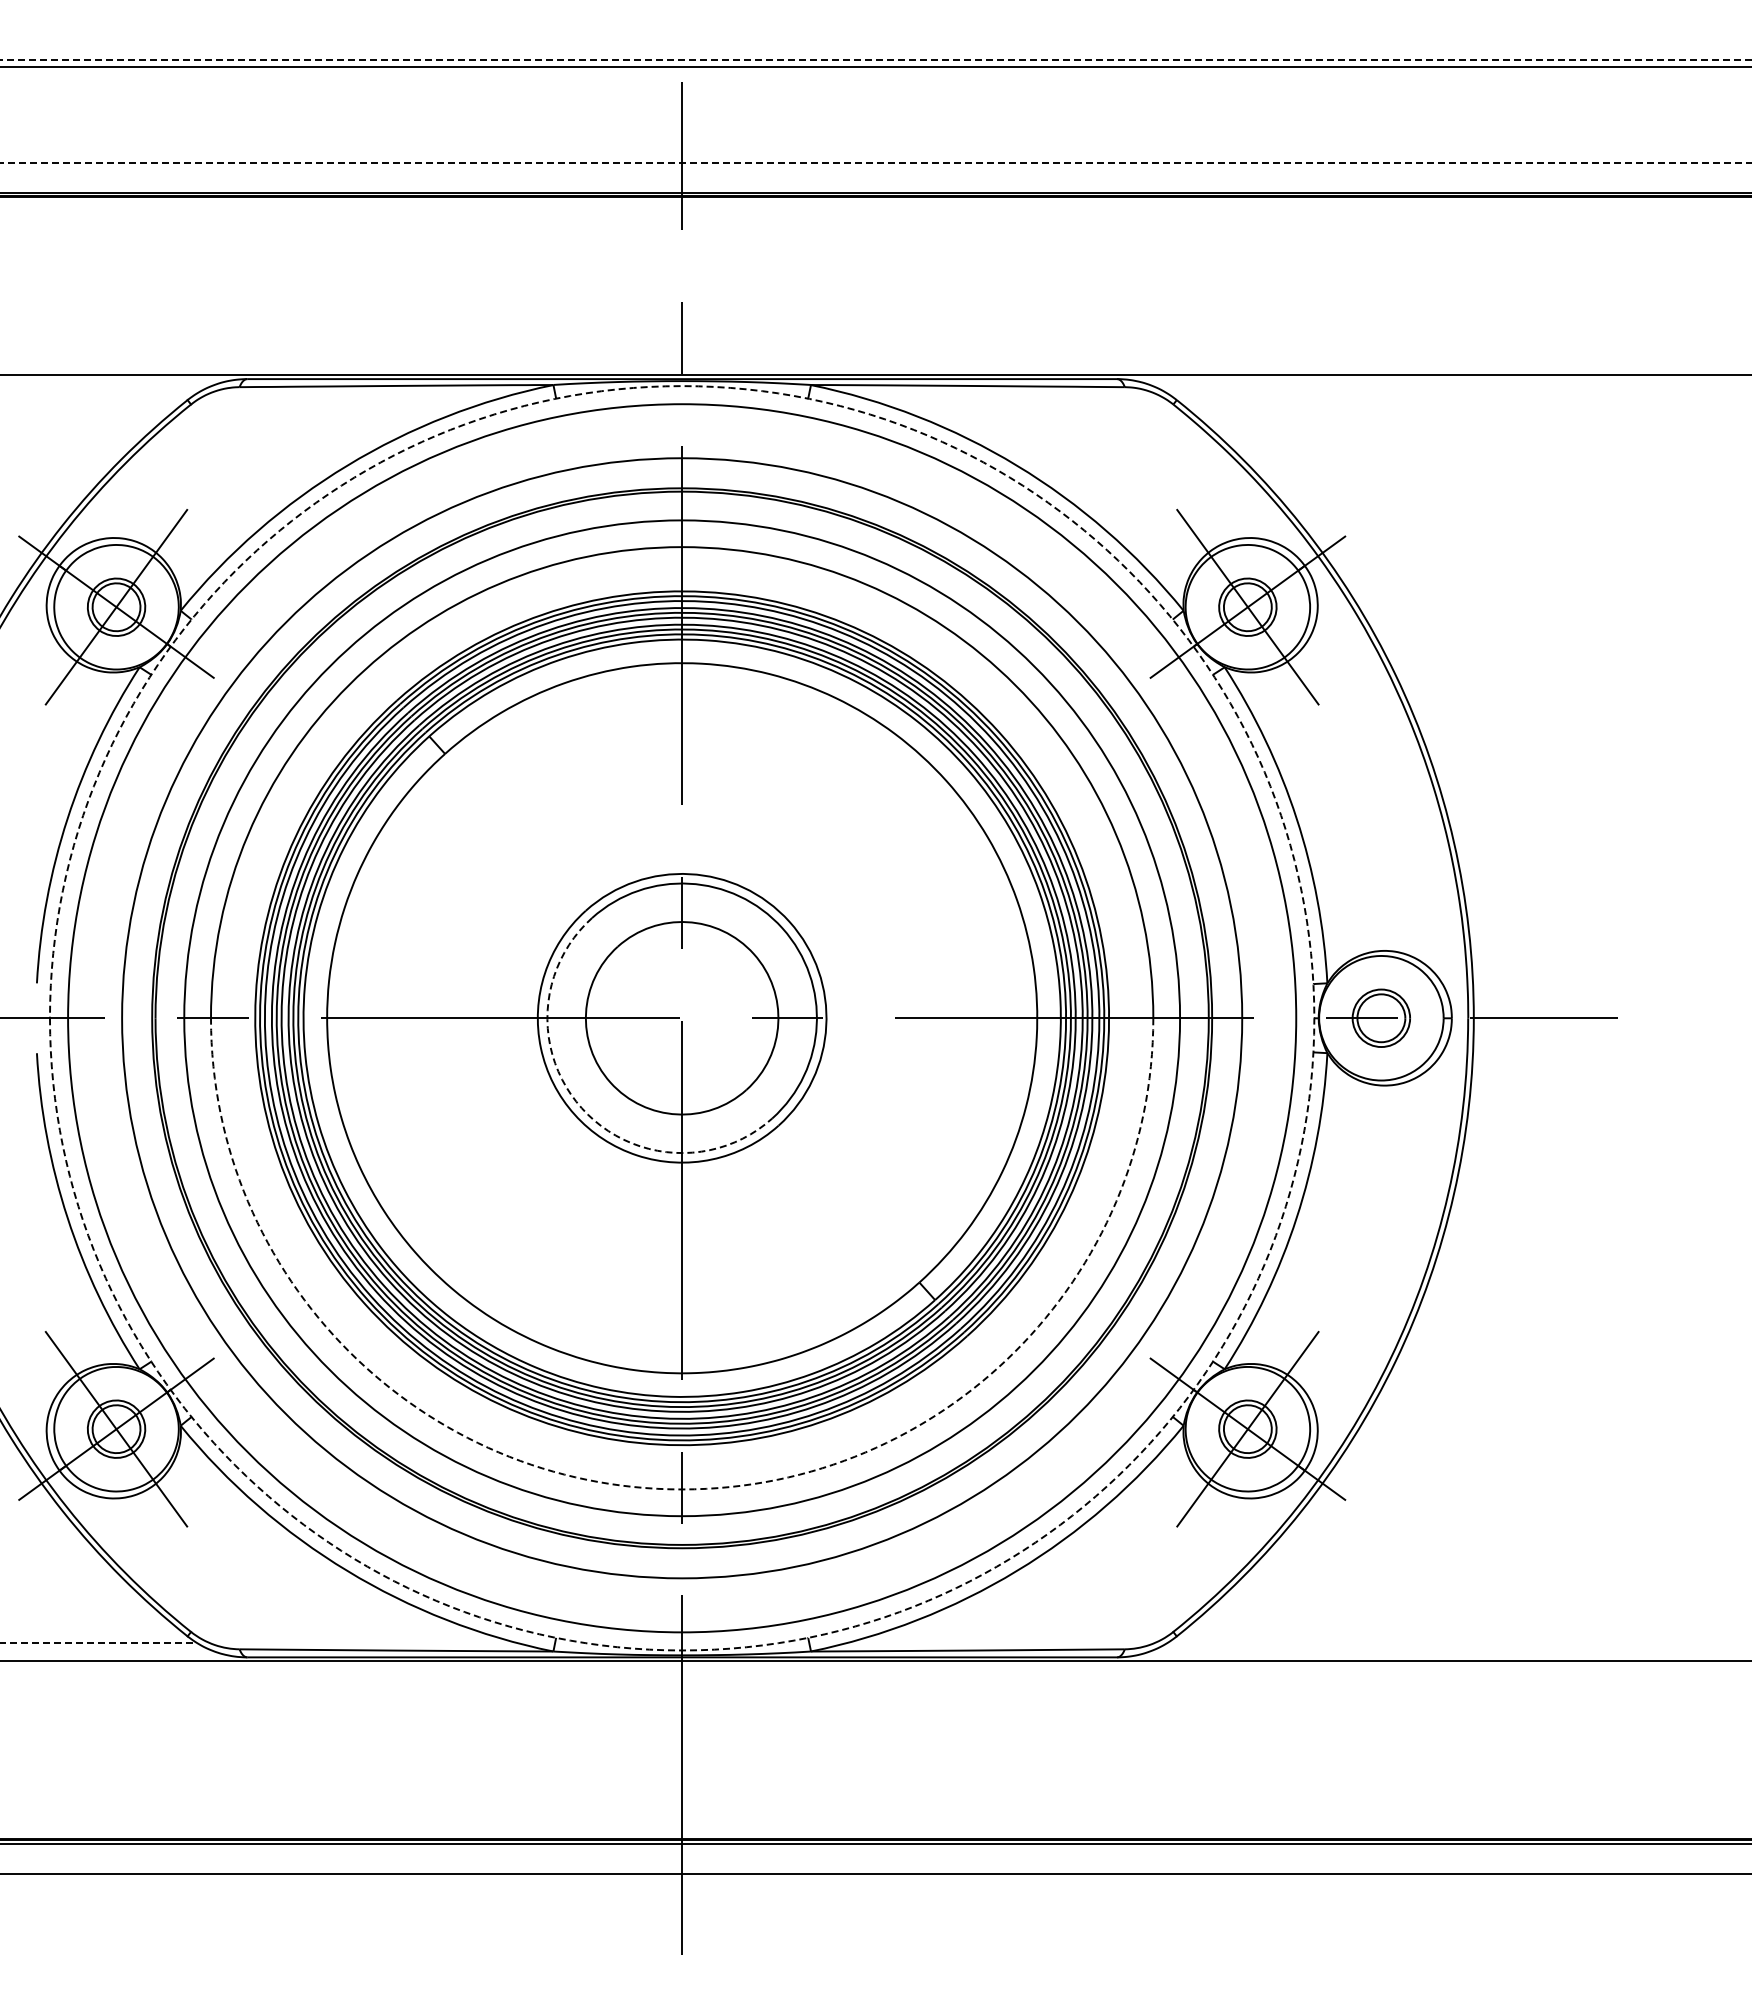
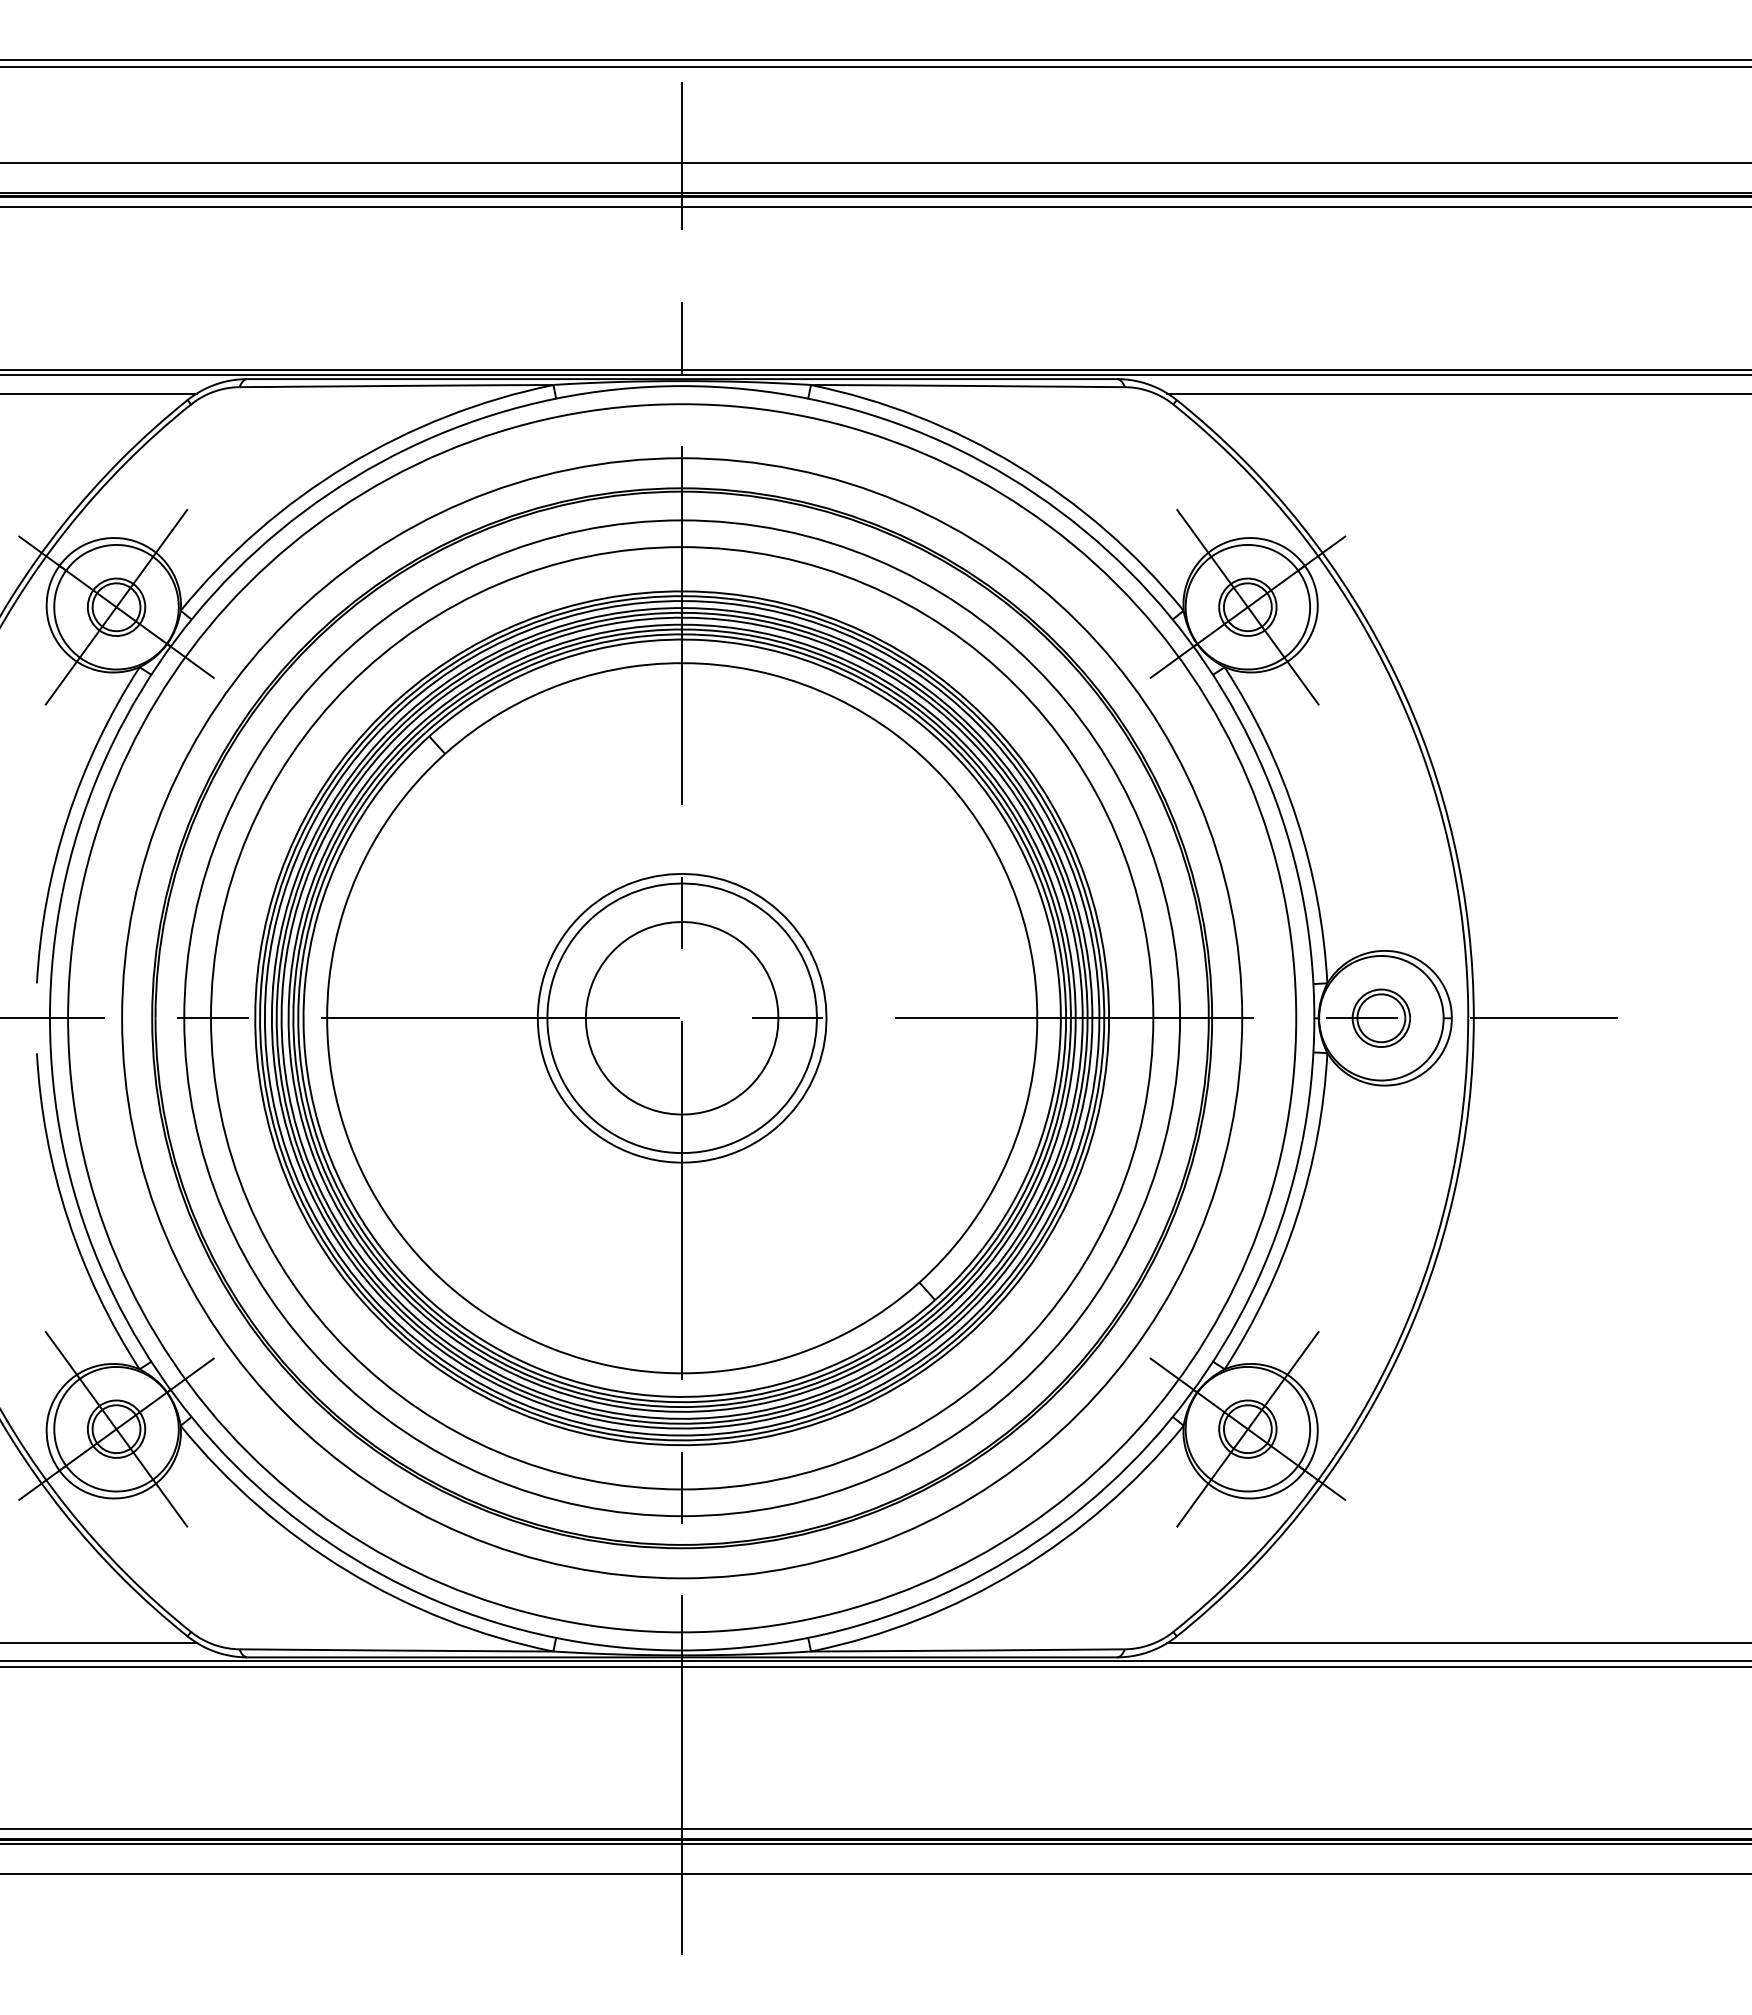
line: dashed -> solid (876, 60)
line: dashed -> solid (875, 162)
line: none -> present (875, 207)
line: none -> present (875, 369)
line: none -> present (99, 393)
line: none -> present (1457, 393)
circle: dashed -> solid (681, 1018)
arc: dashed -> solid (581, 1108)
arc: dashed -> solid (682, 1489)
line: dashed -> solid (99, 1642)
line: none -> present (1457, 1642)
line: none -> present (875, 1666)
line: none -> present (875, 1829)
